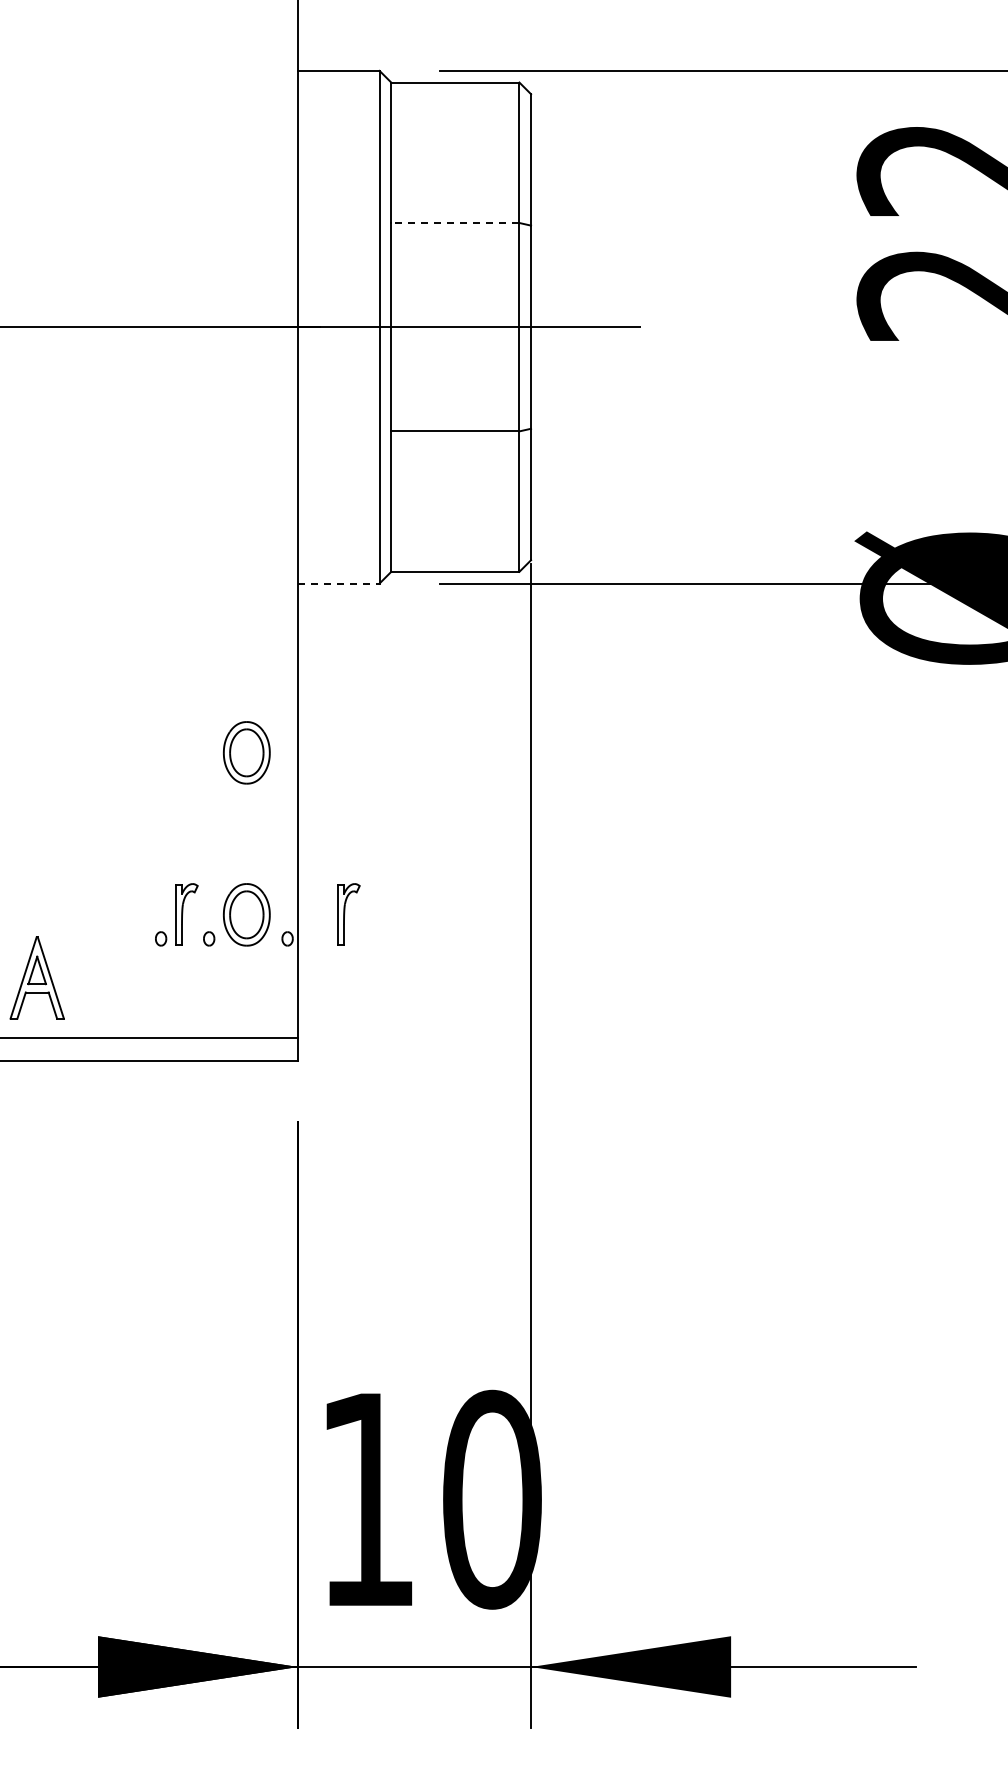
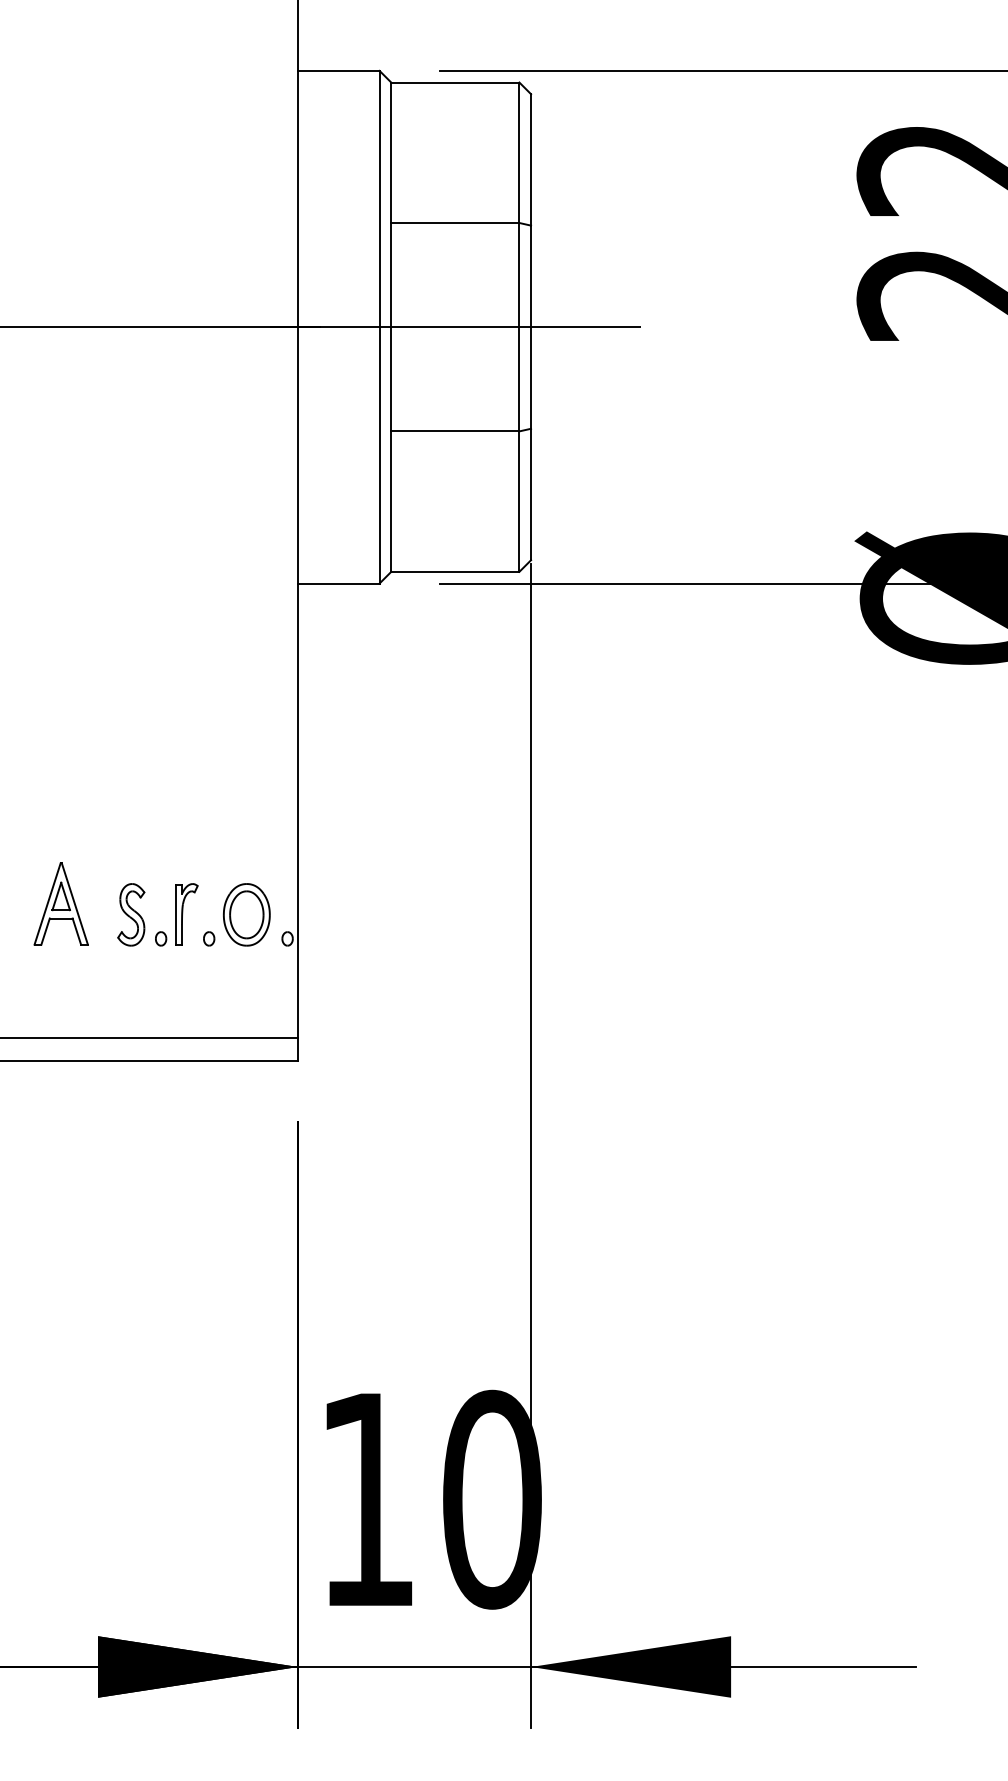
line: dashed -> solid (454, 223)
line: dashed -> solid (338, 583)
part: present -> none (246, 752)
part: none -> present (131, 914)
part: present -> none (348, 914)
part position: (36, 977) -> (60, 903) (60, 903)
